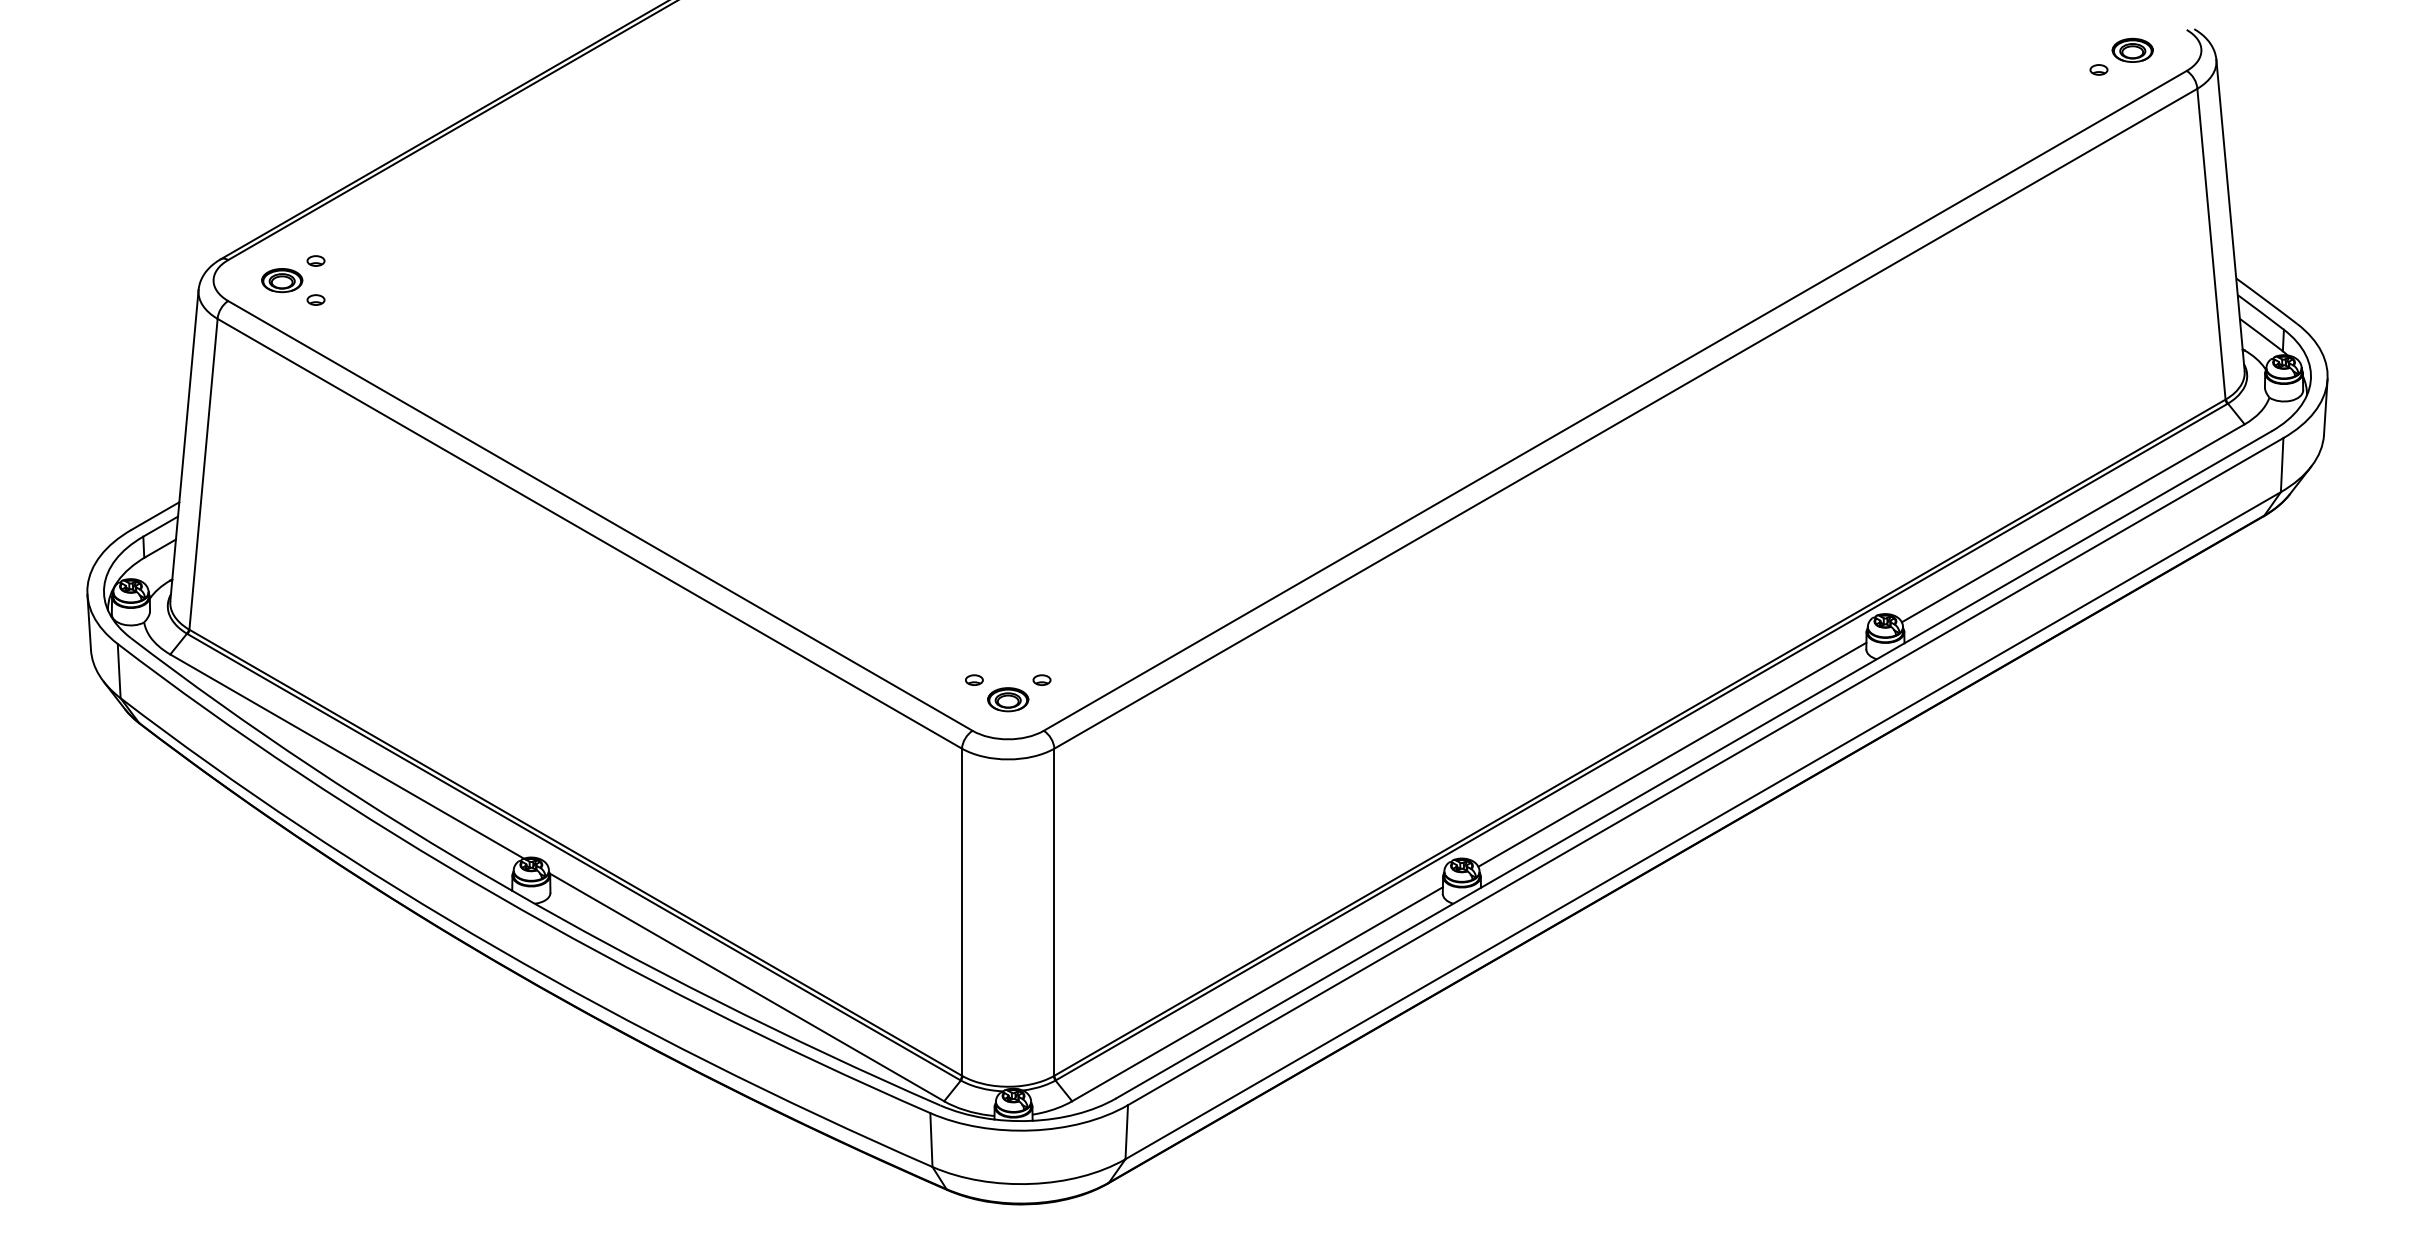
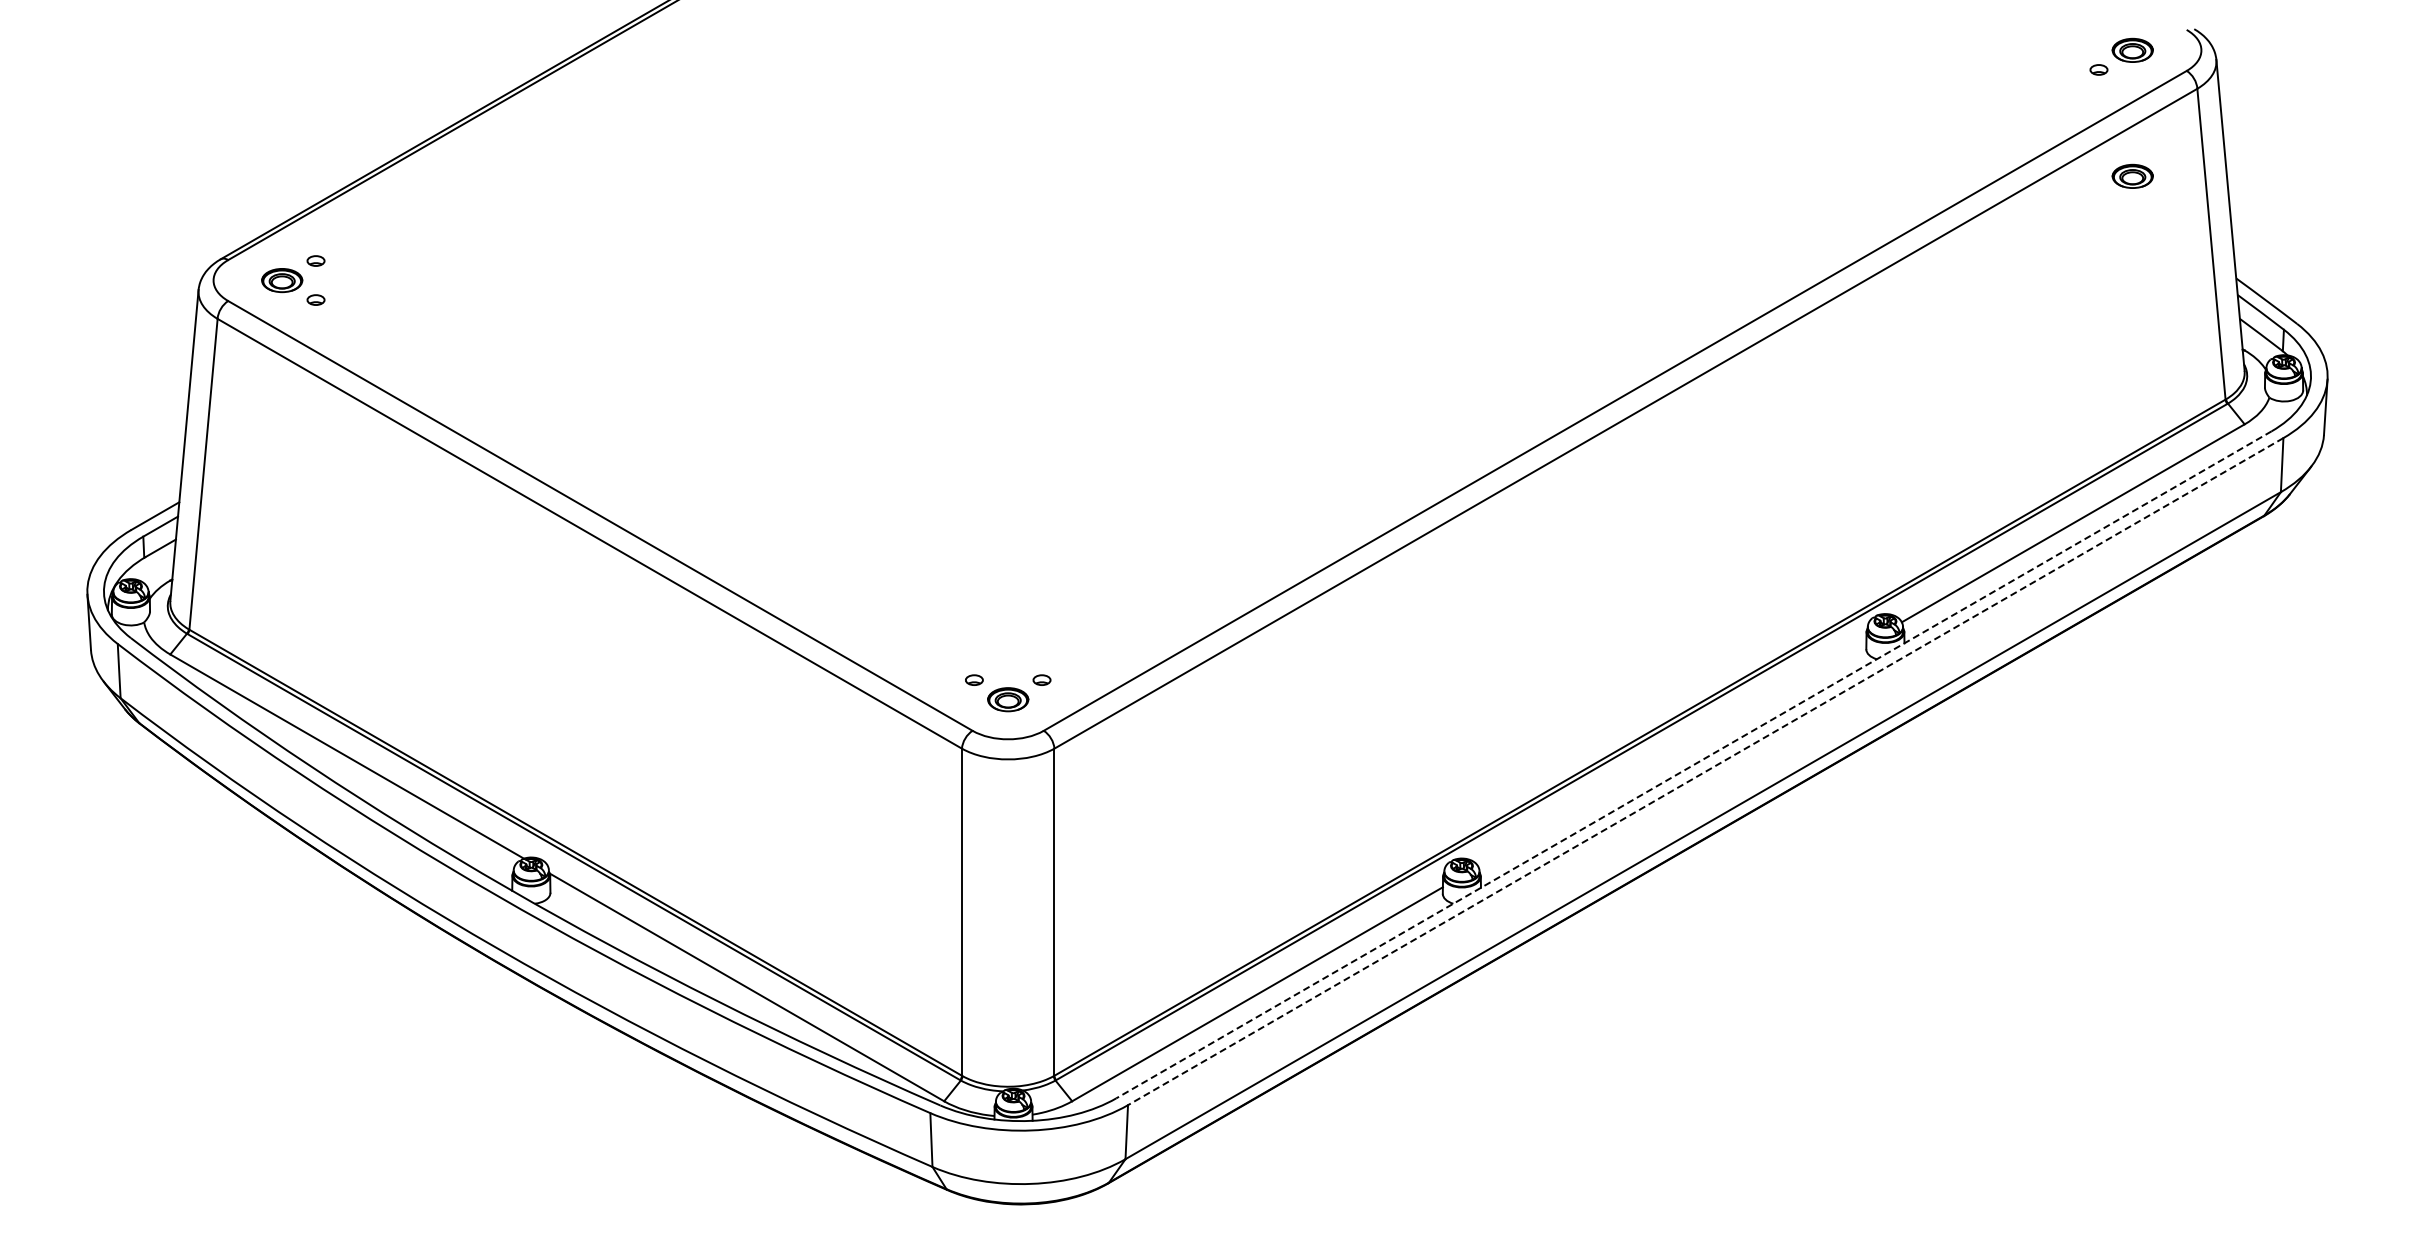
part: none -> present (2132, 175)
line: present -> none (1672, 754)
line: solid -> dashed (1693, 765)
line: solid -> dashed (1705, 771)
